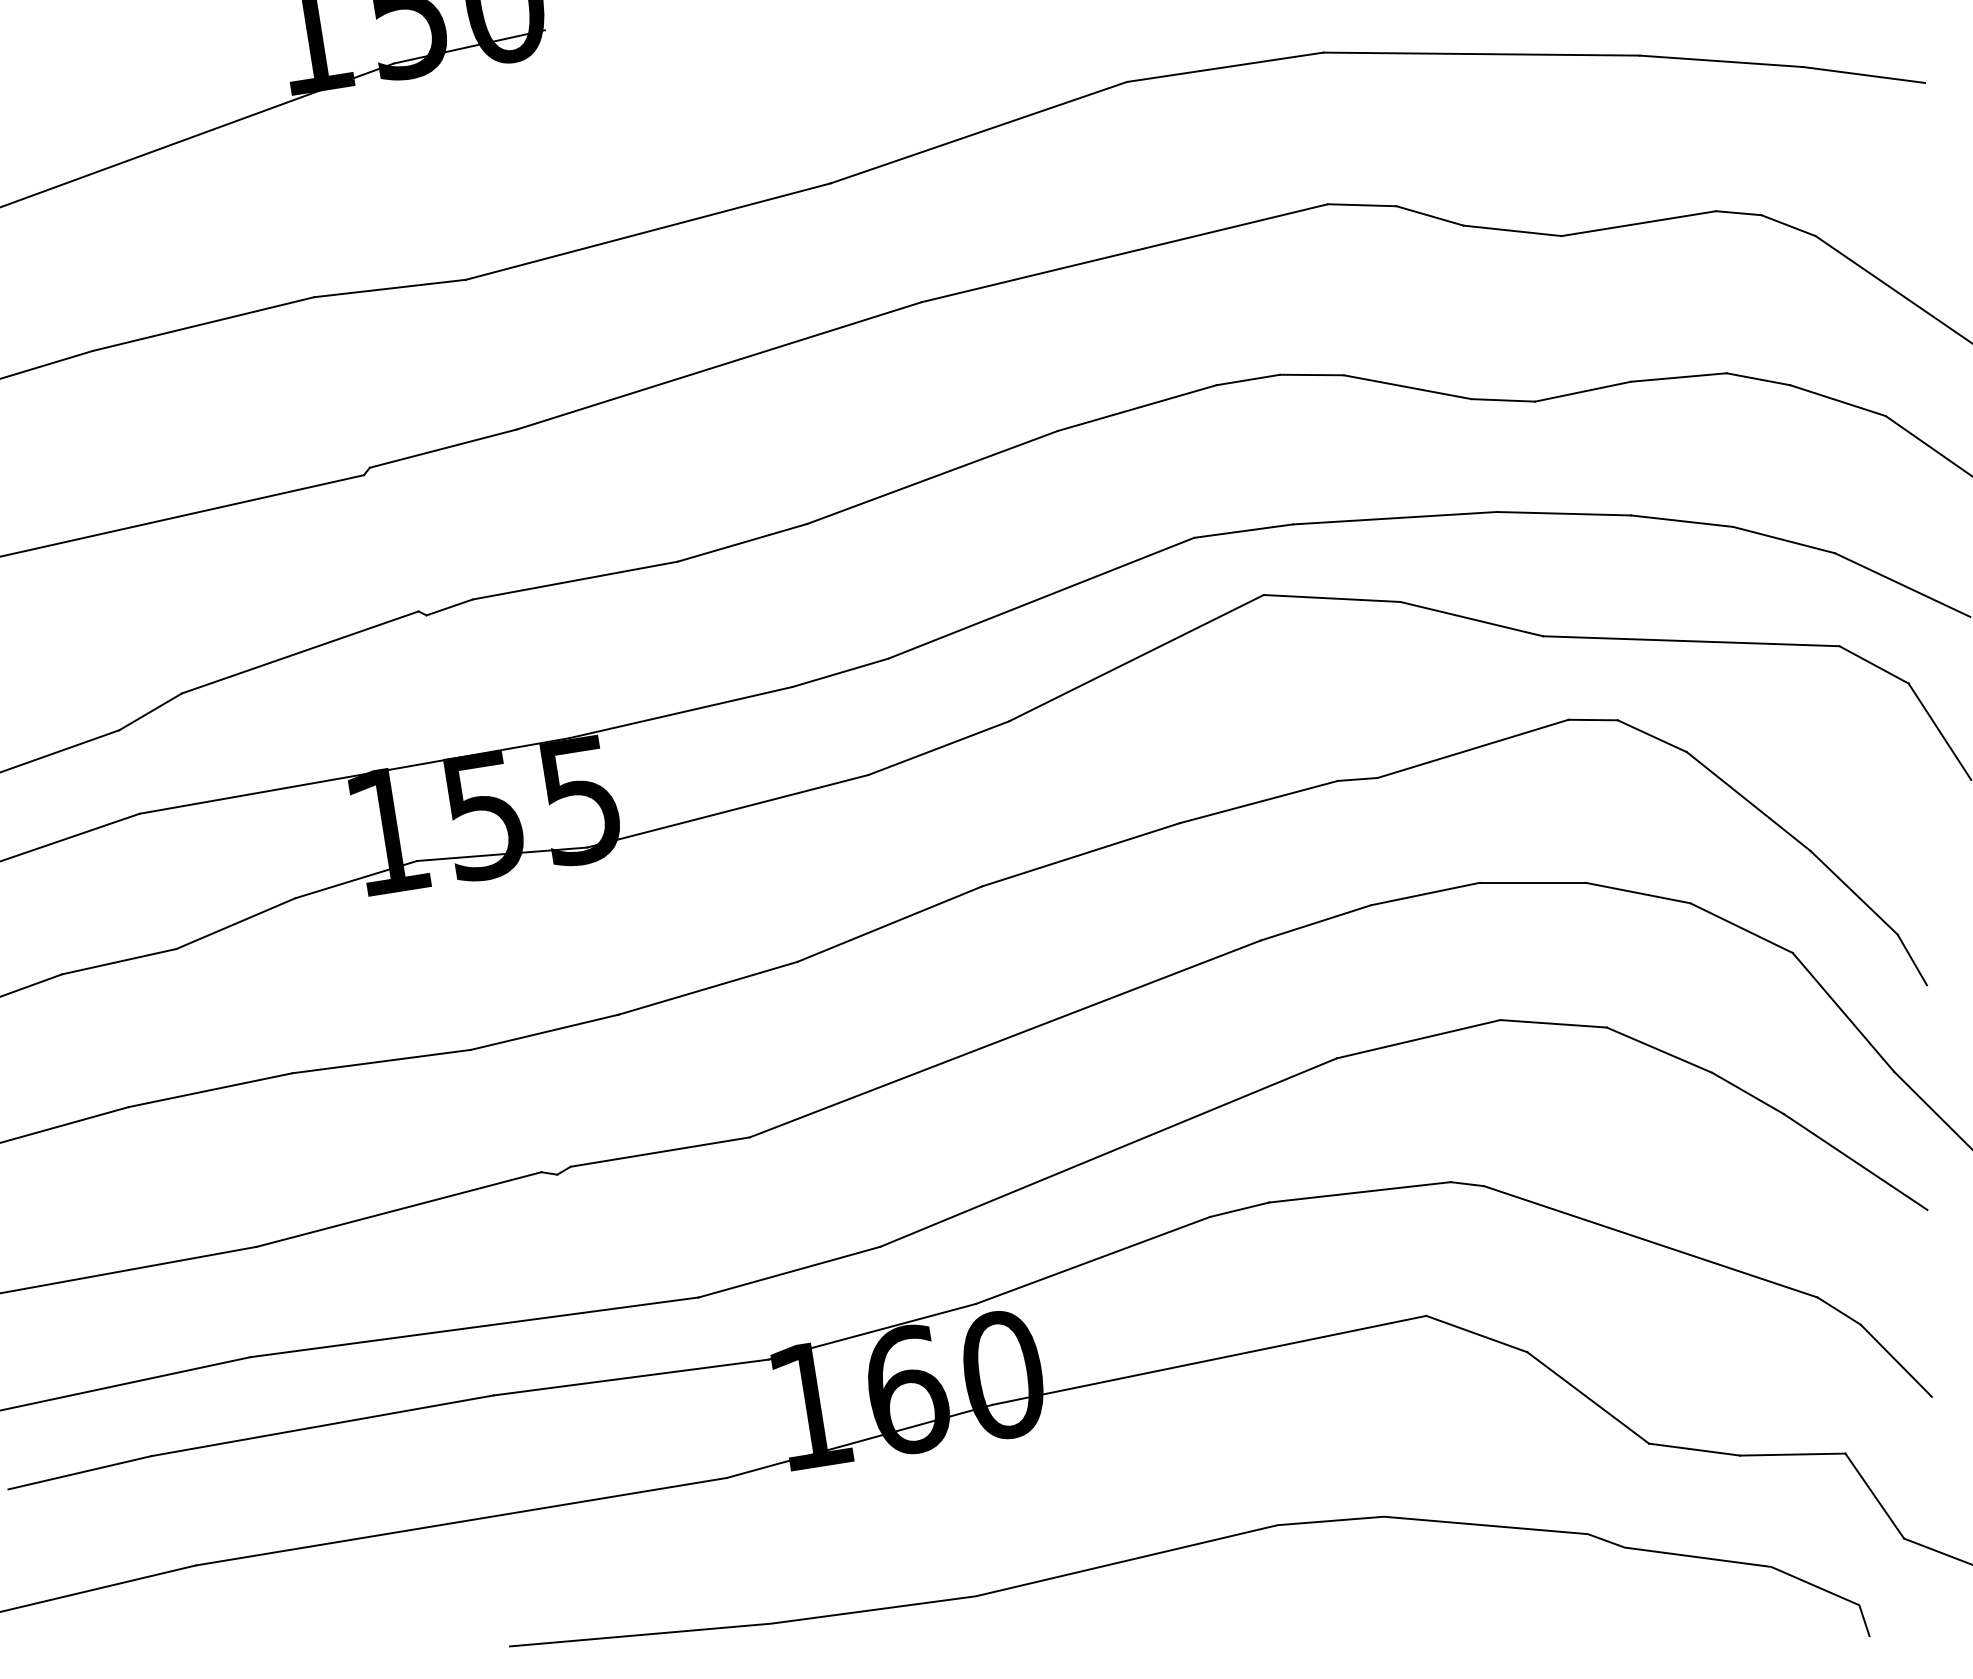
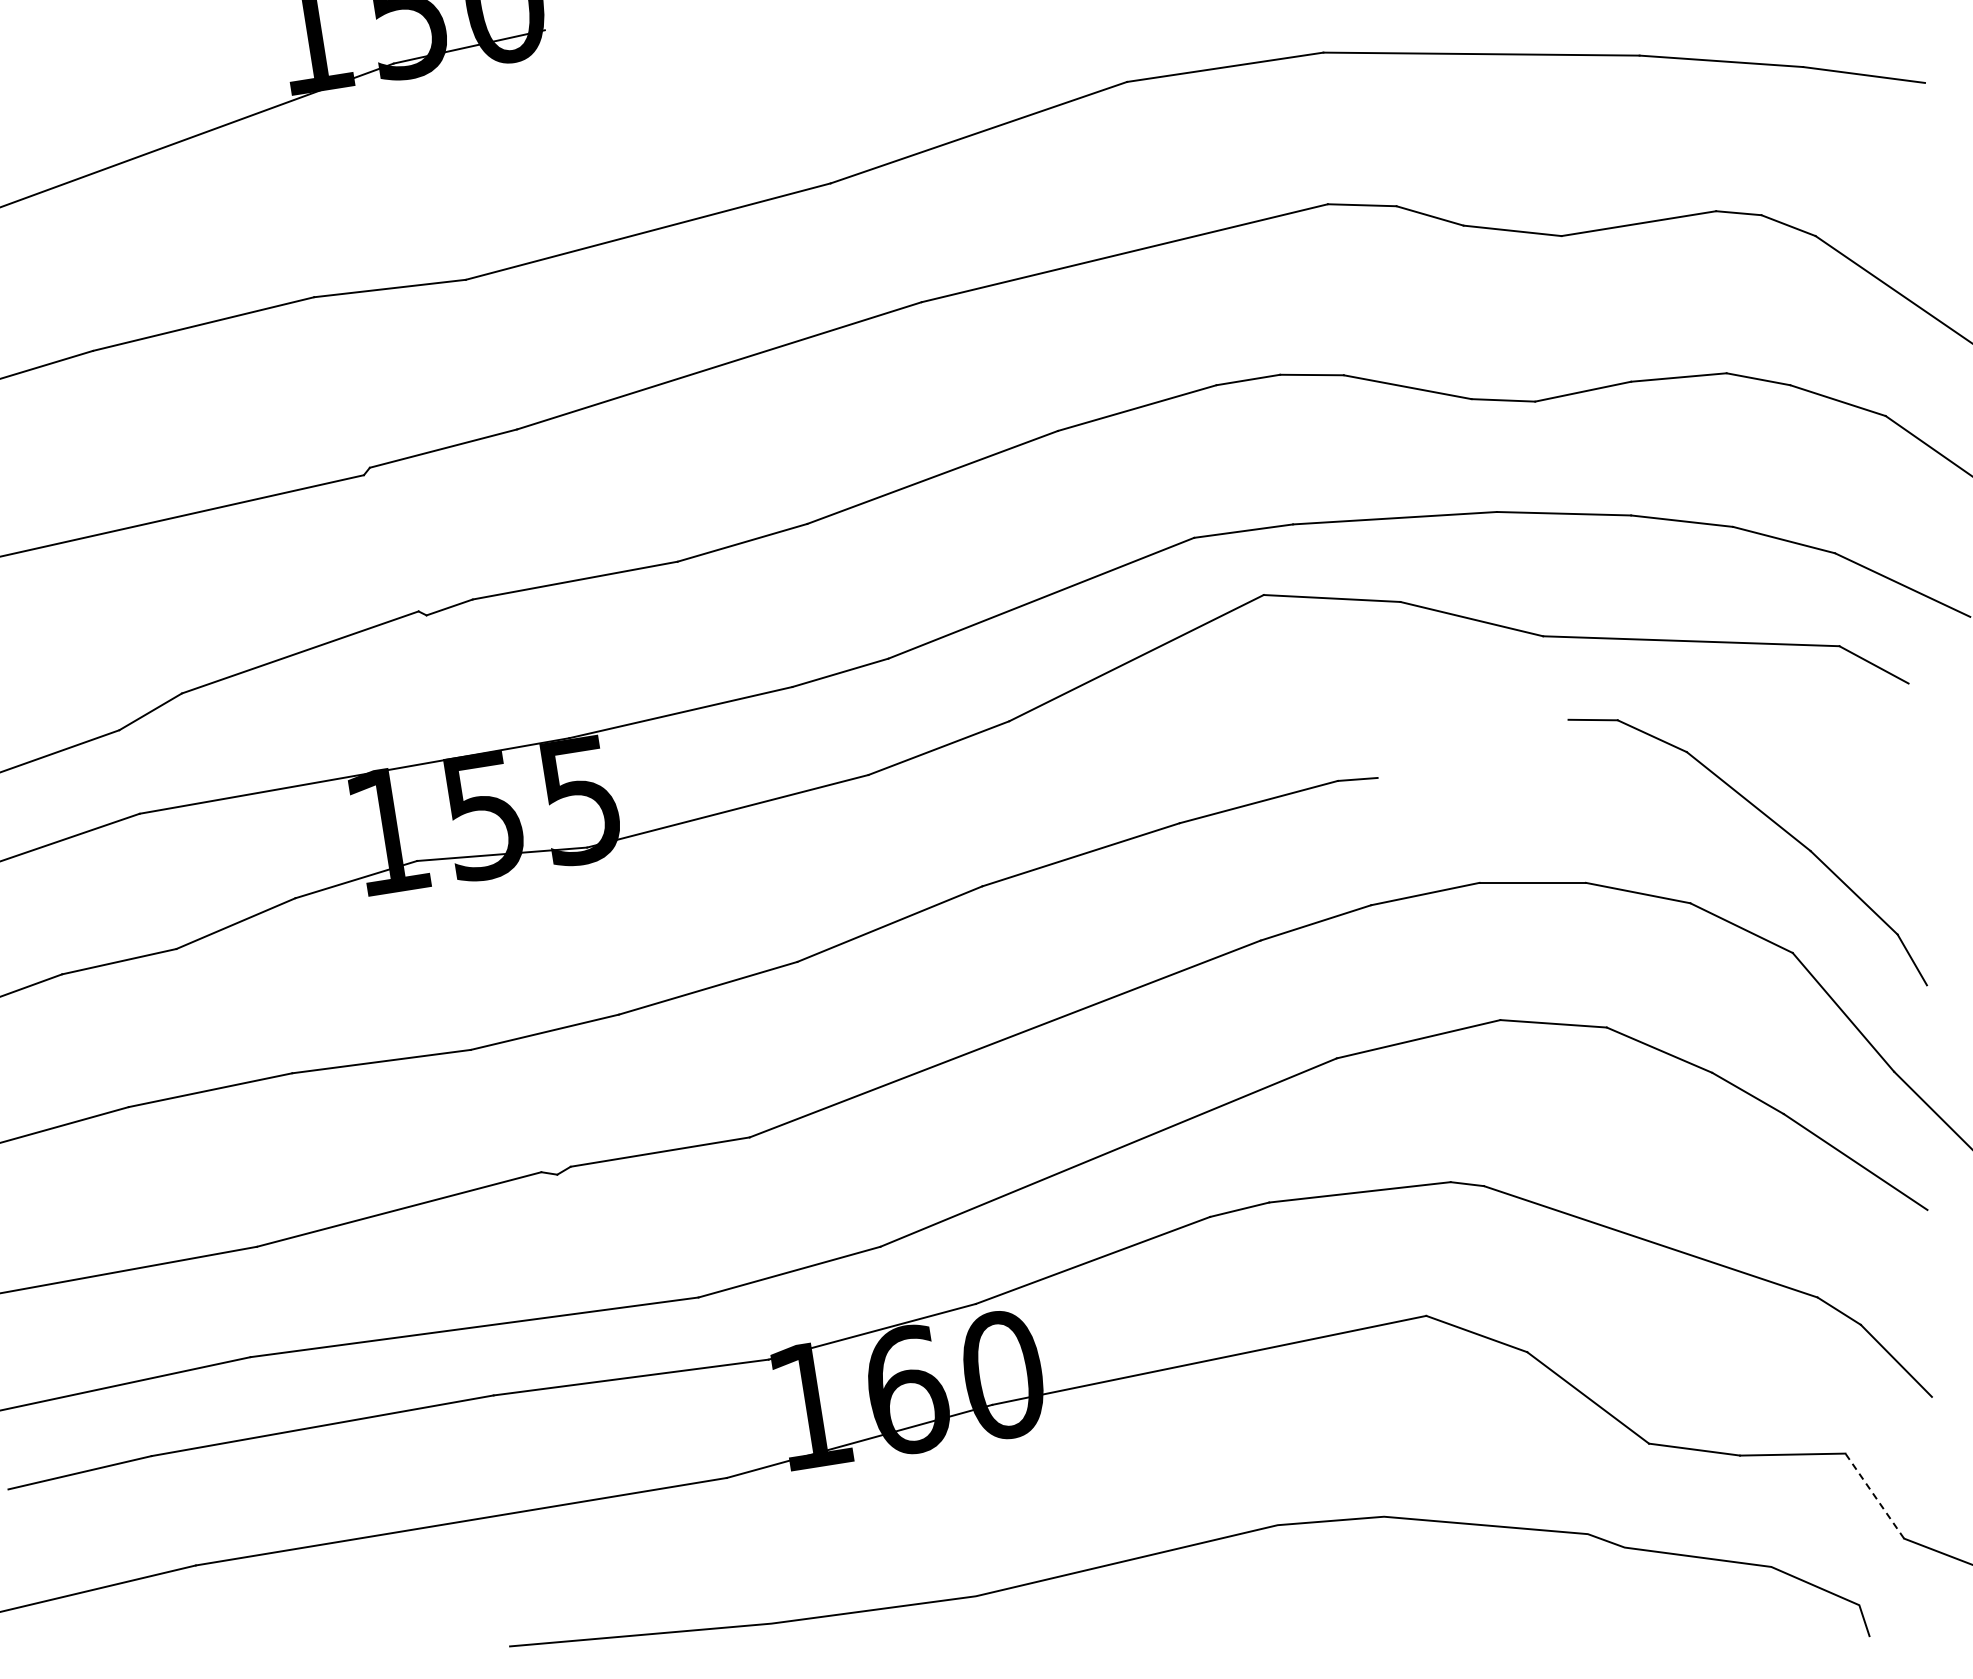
line: present -> none (1938, 730)
line: present -> none (1472, 748)
line: solid -> dashed (1874, 1496)
